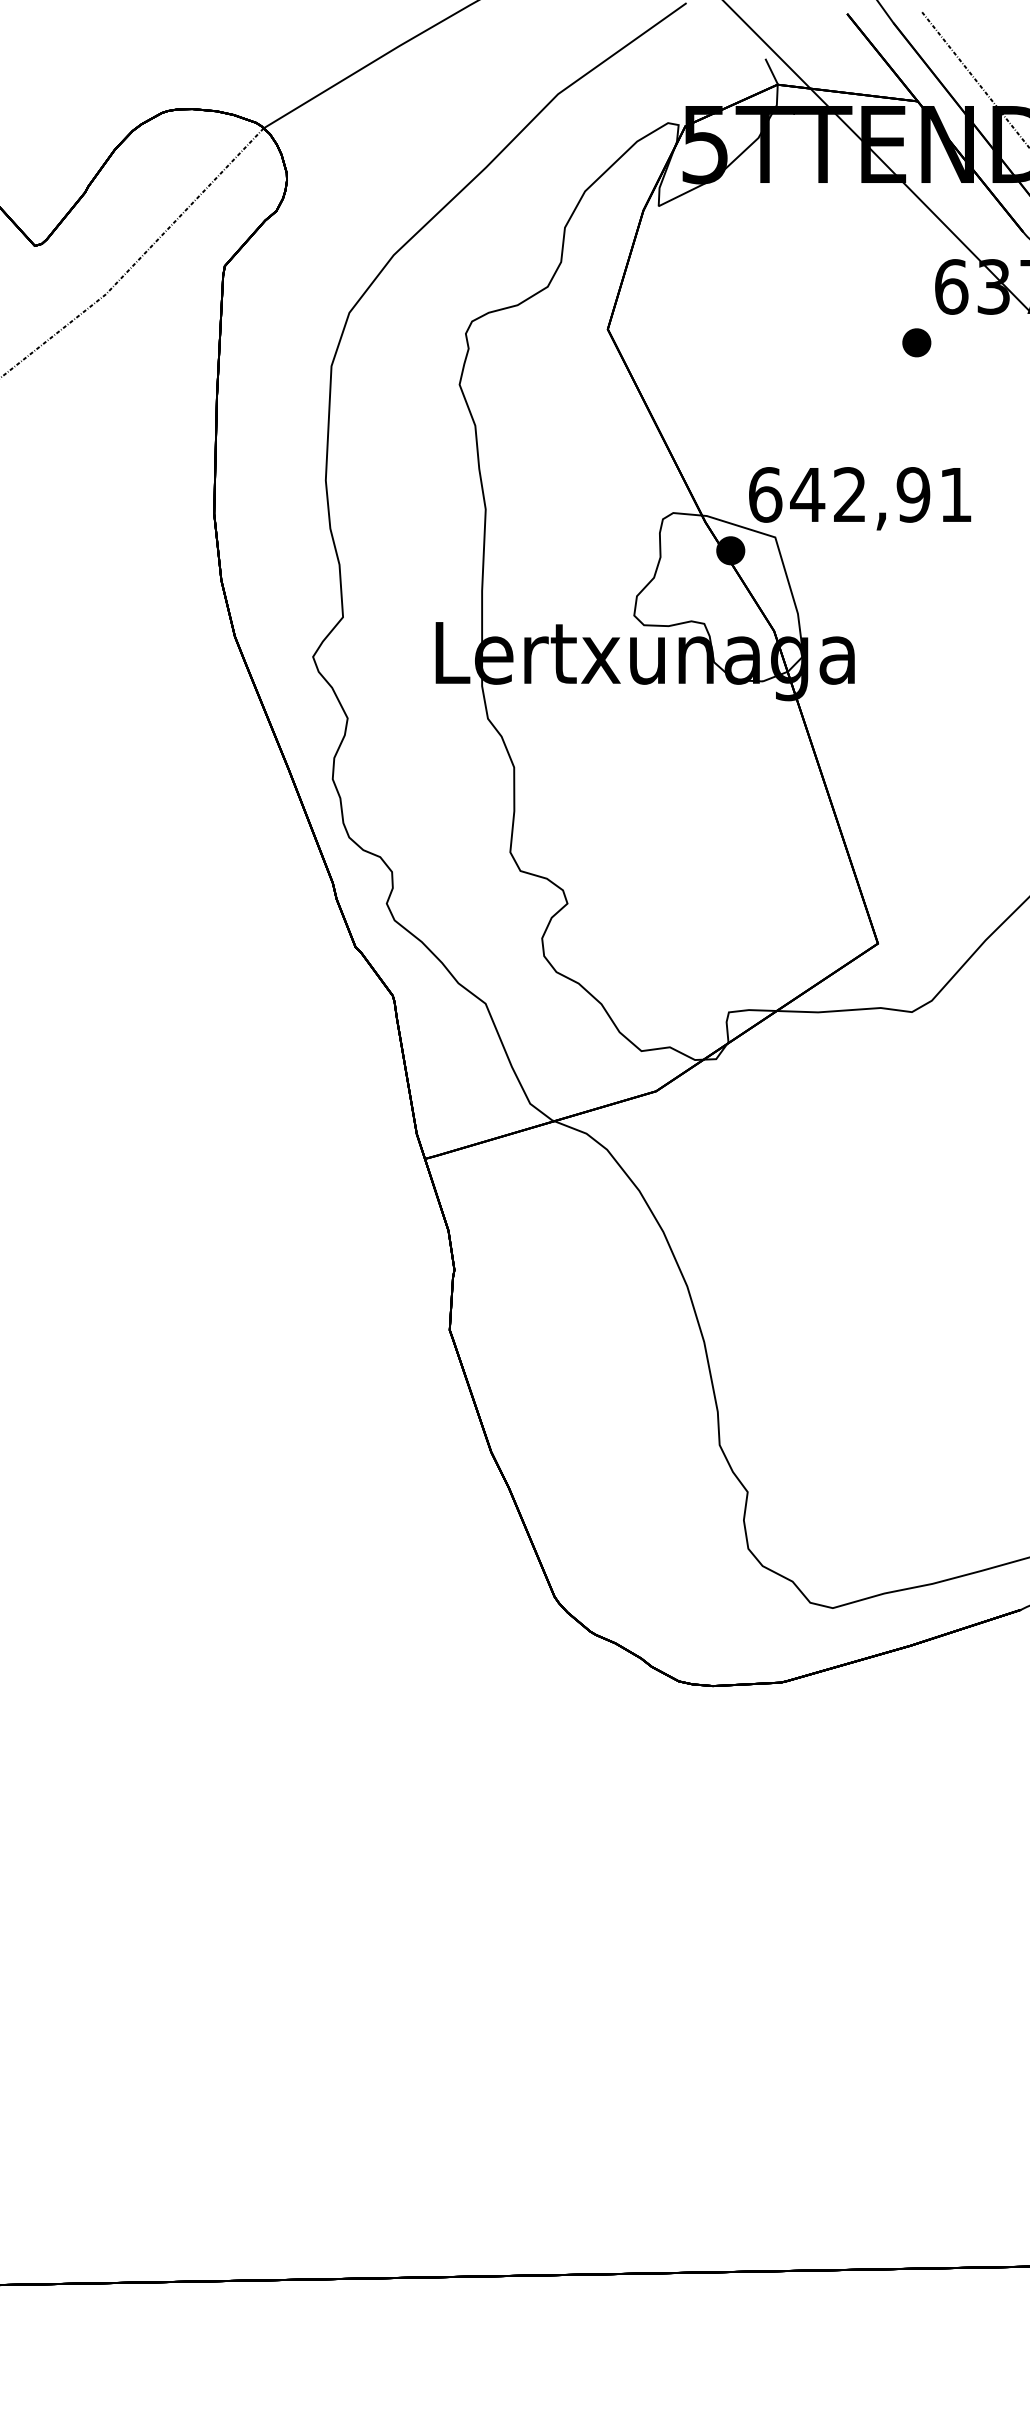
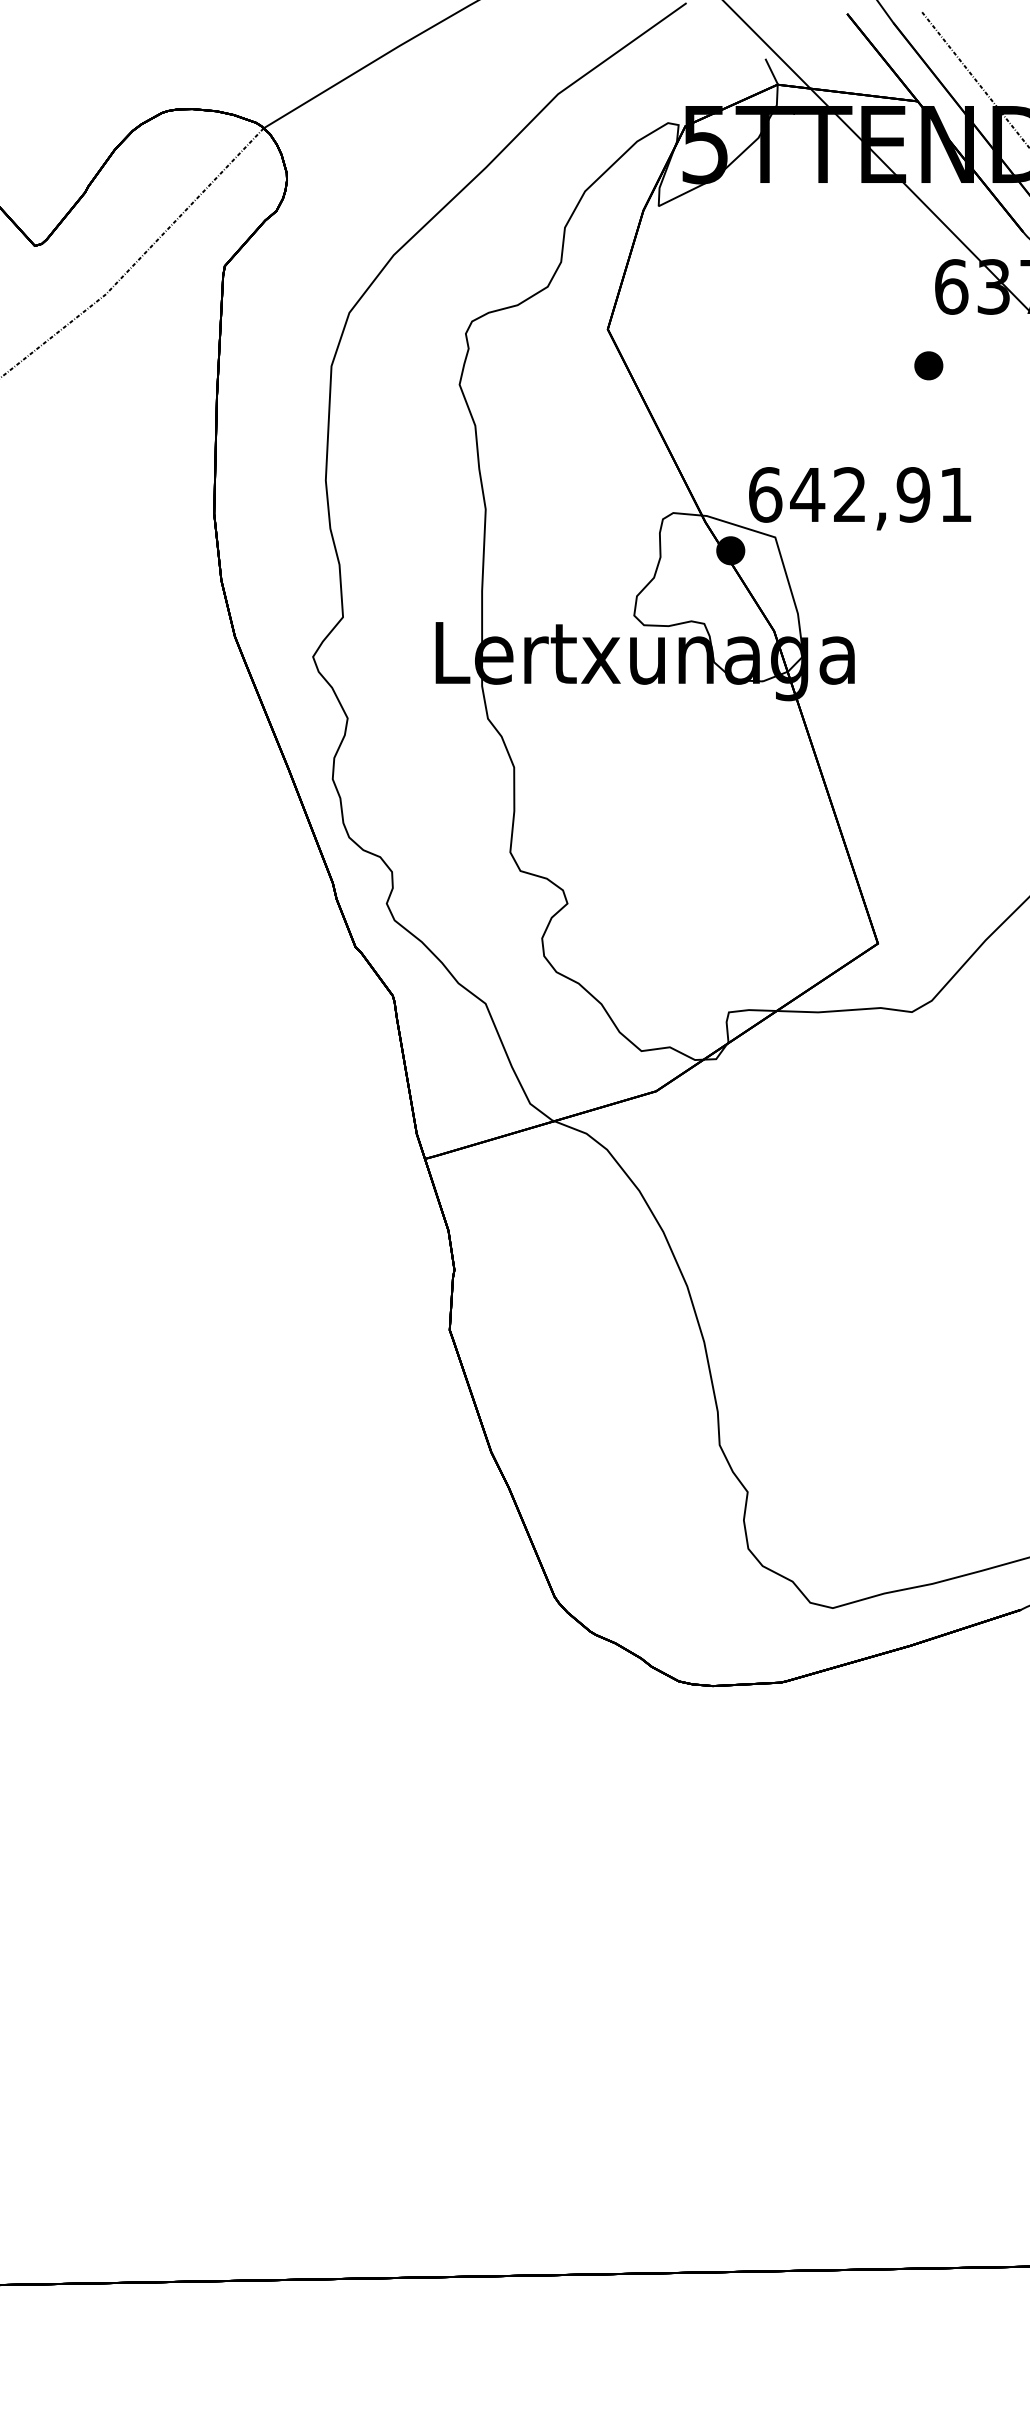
part position: (916, 342) -> (928, 365) (928, 365)
